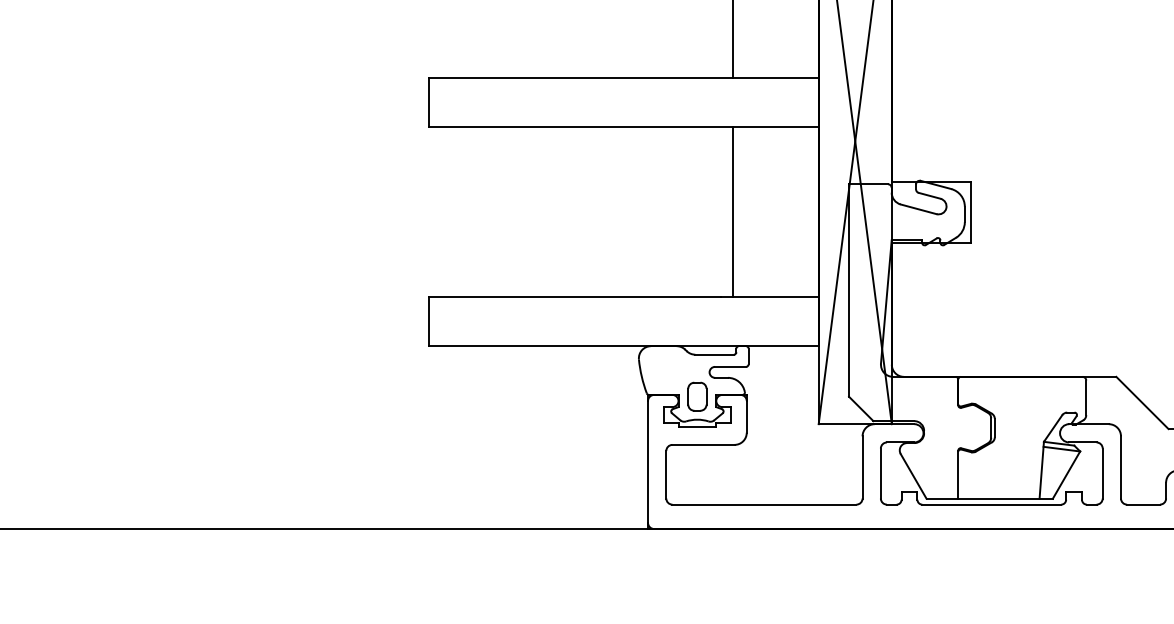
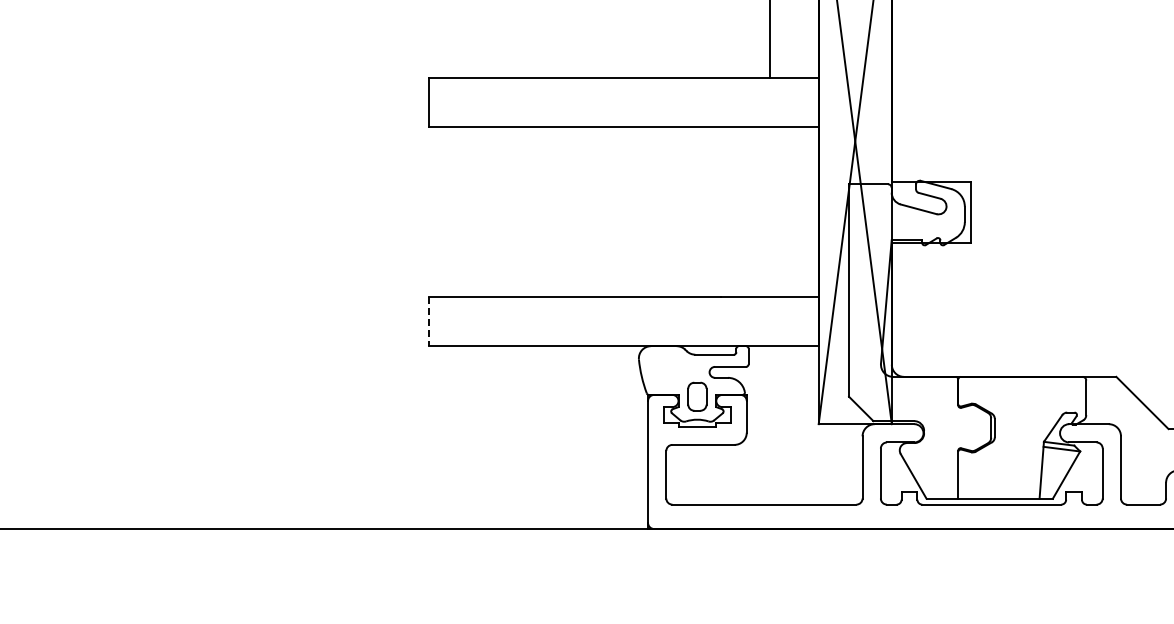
line position: (733, 39) -> (770, 39) (770, 39)
line: present -> none (733, 211)
line: solid -> dashed (428, 322)
